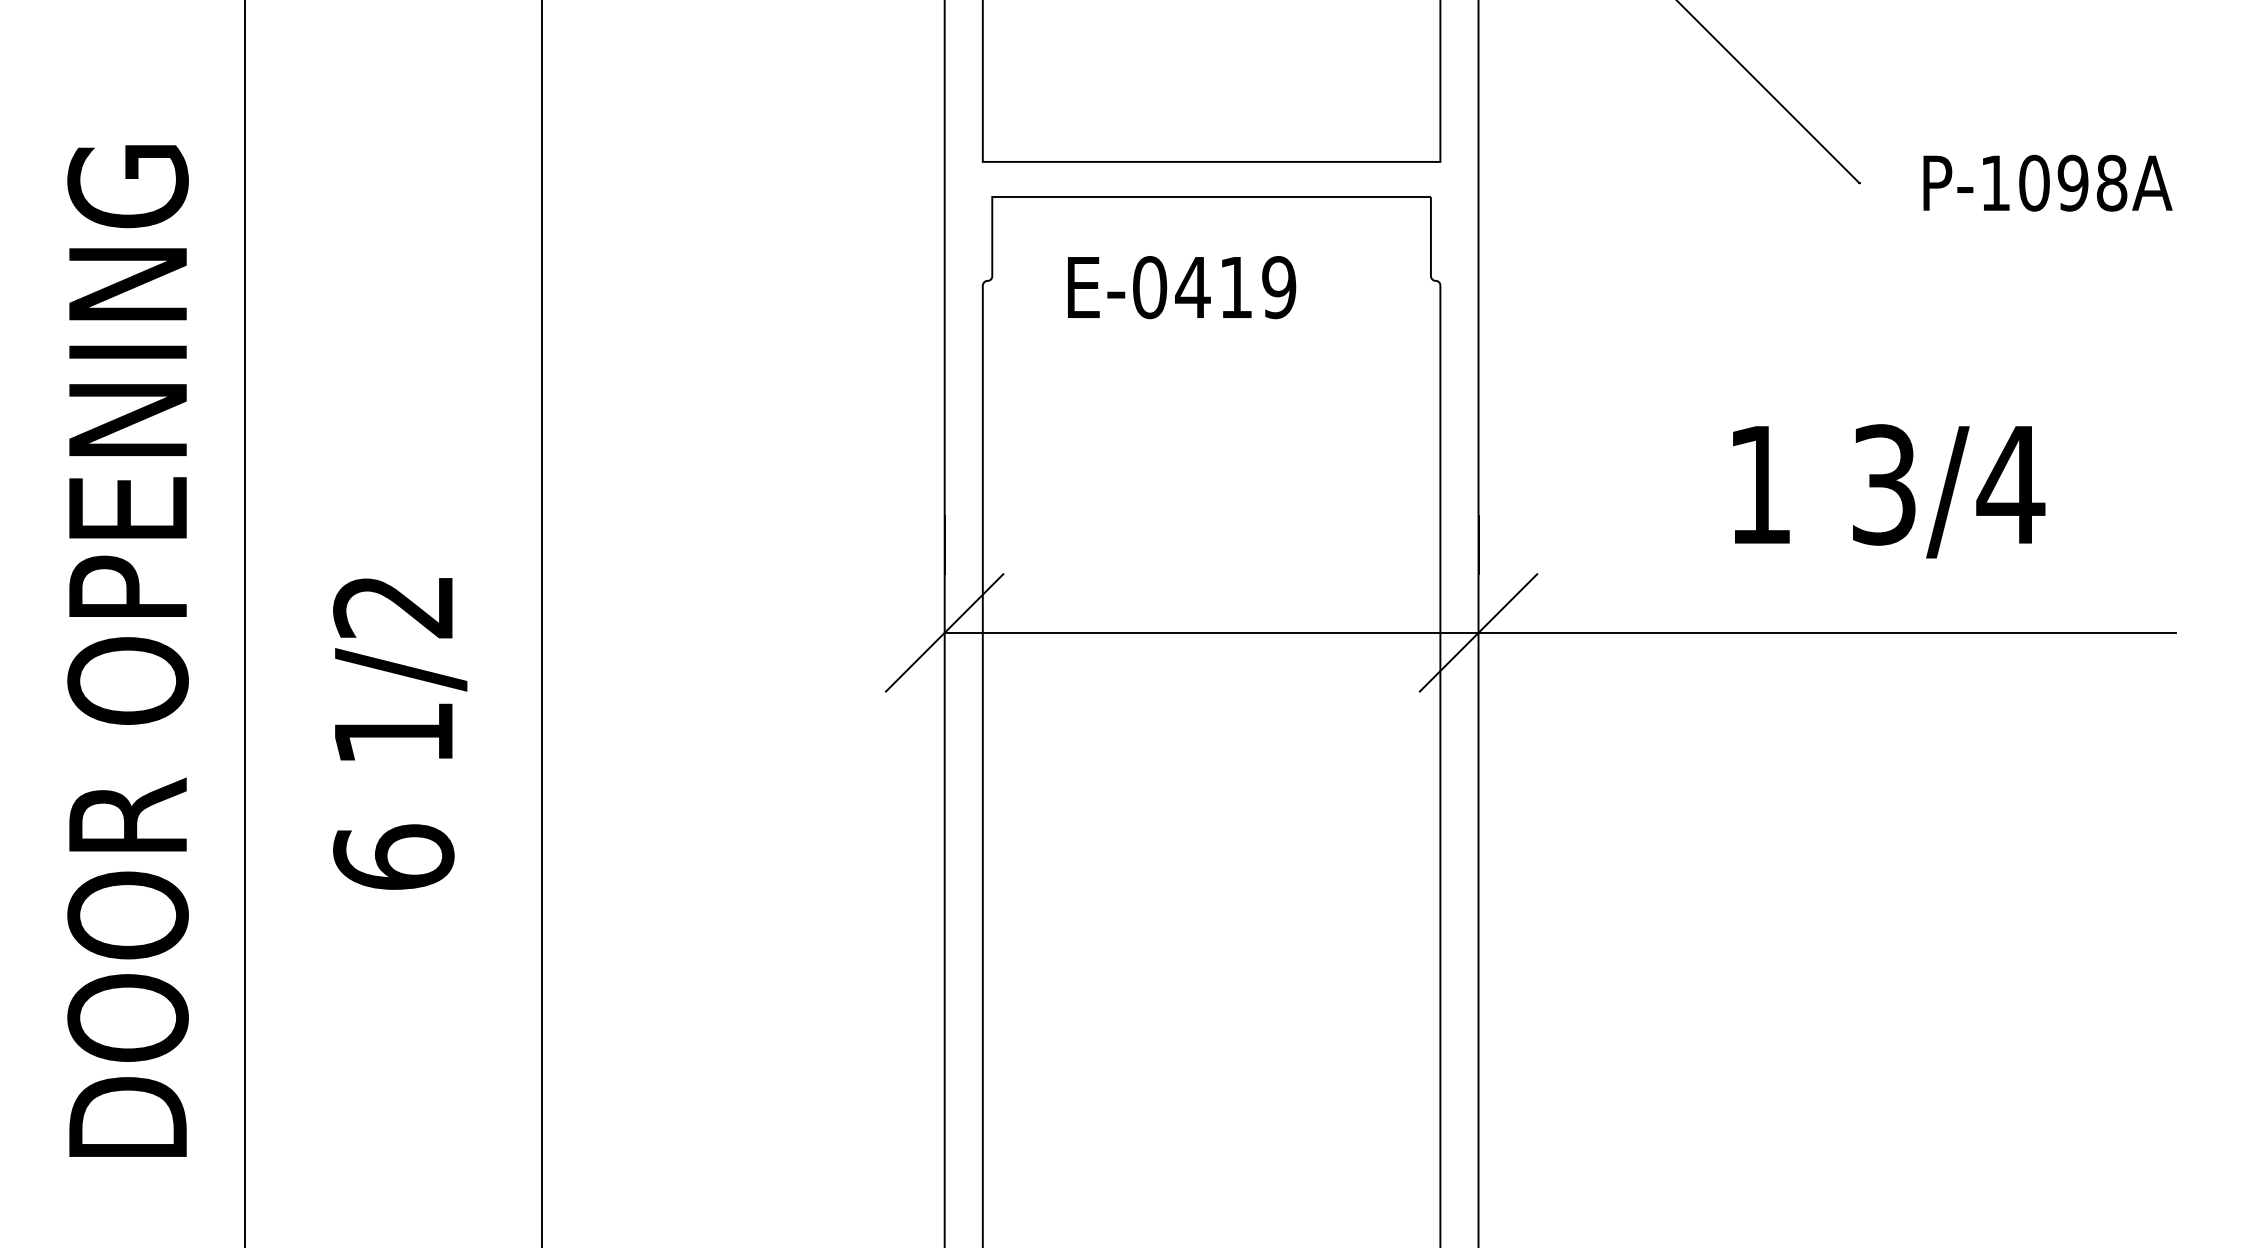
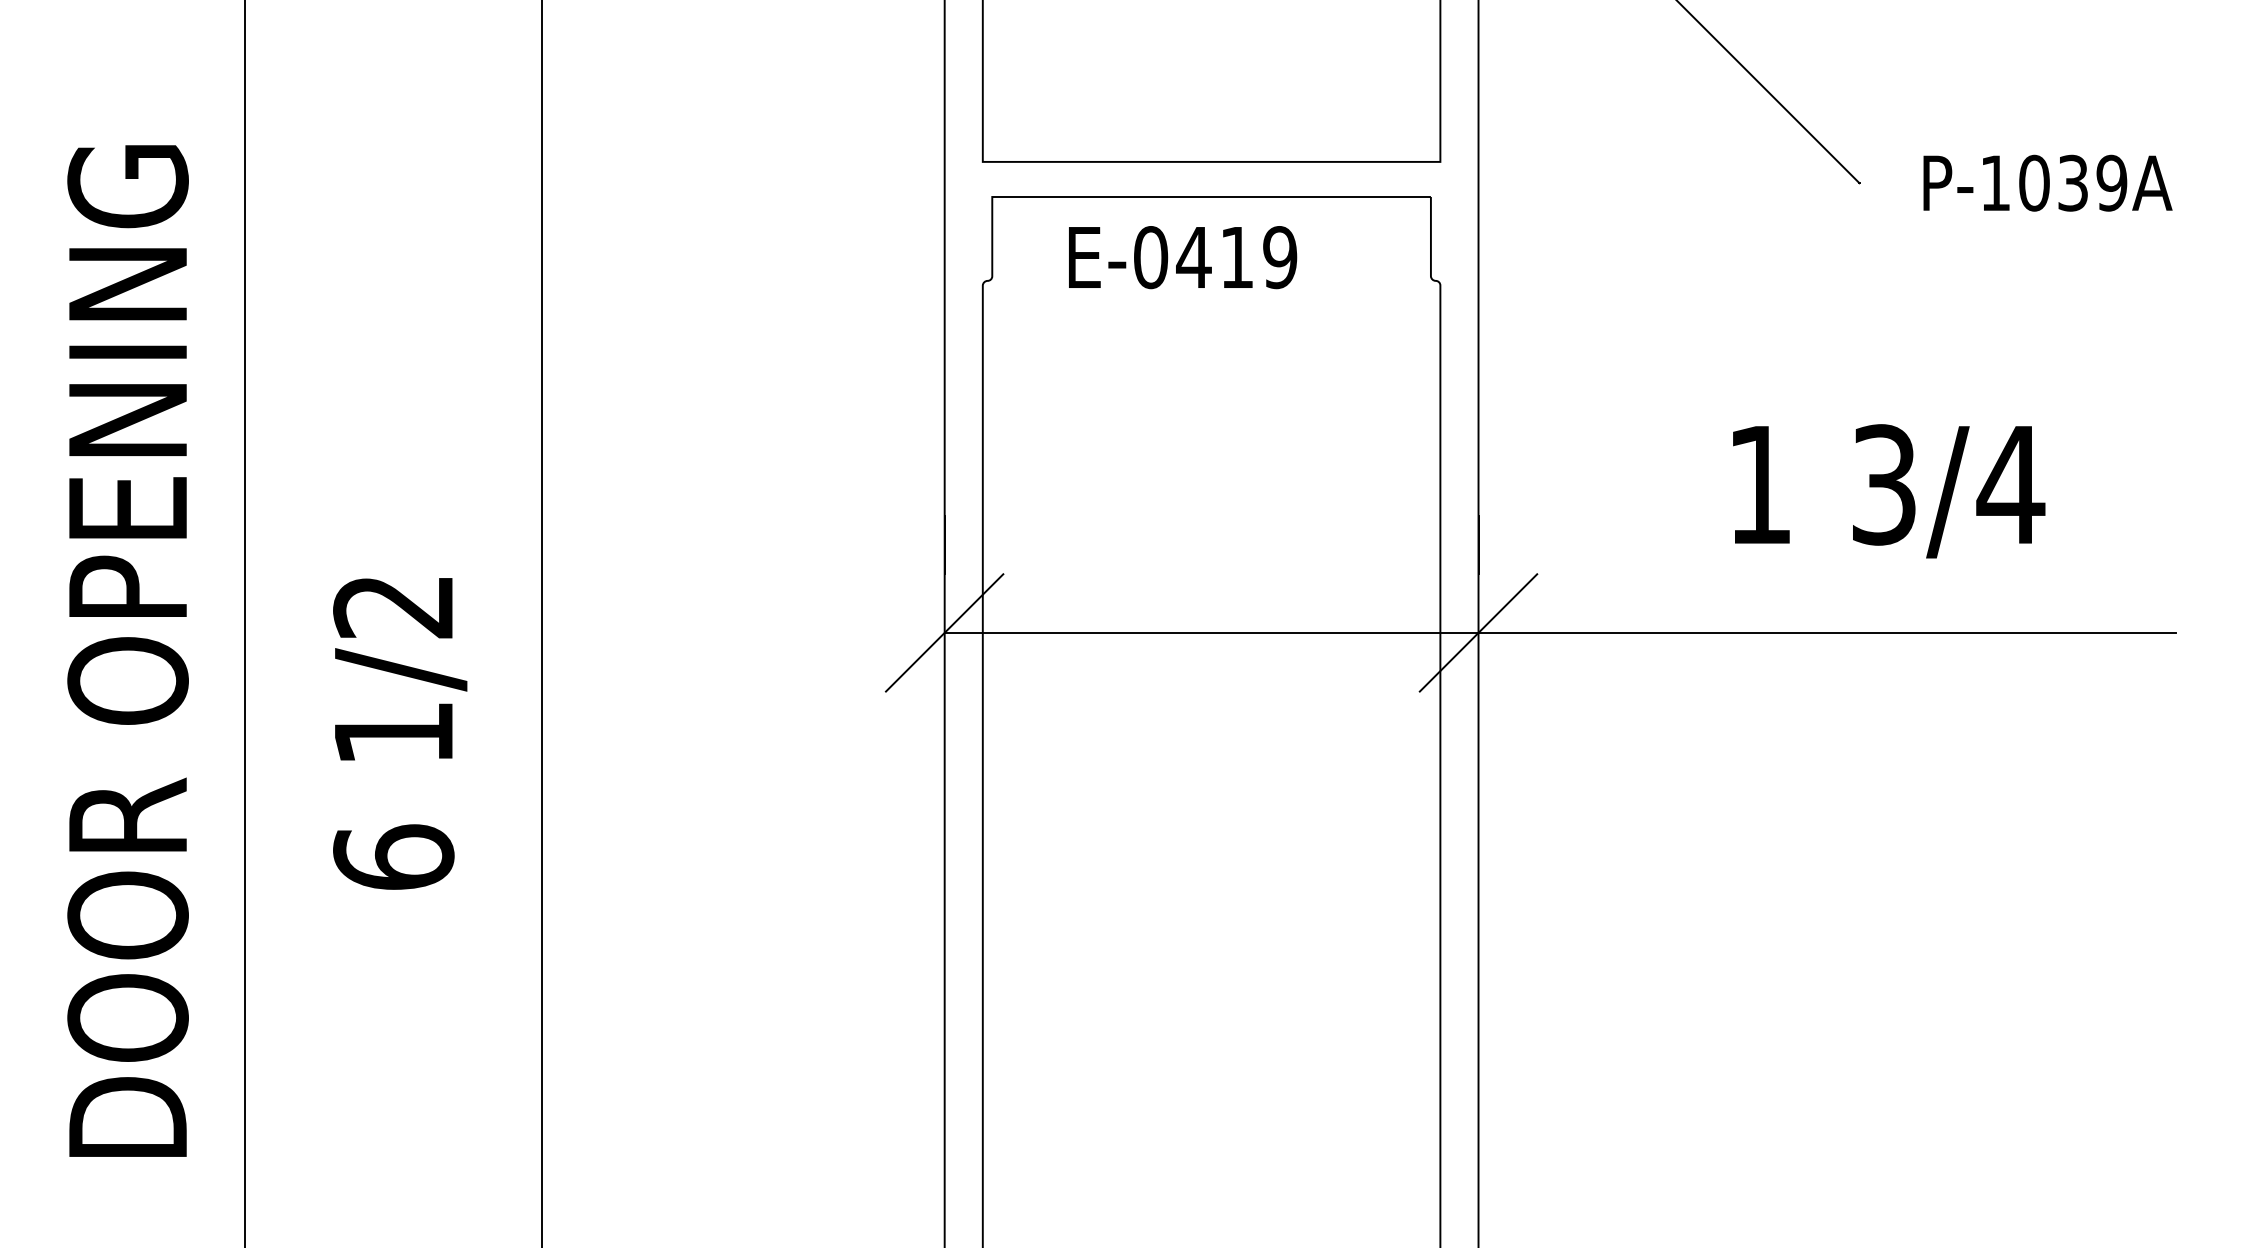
text: P-1098A -> P-1039A (2092, 182)
text position: (1182, 287) -> (1183, 257) (1183, 257)
